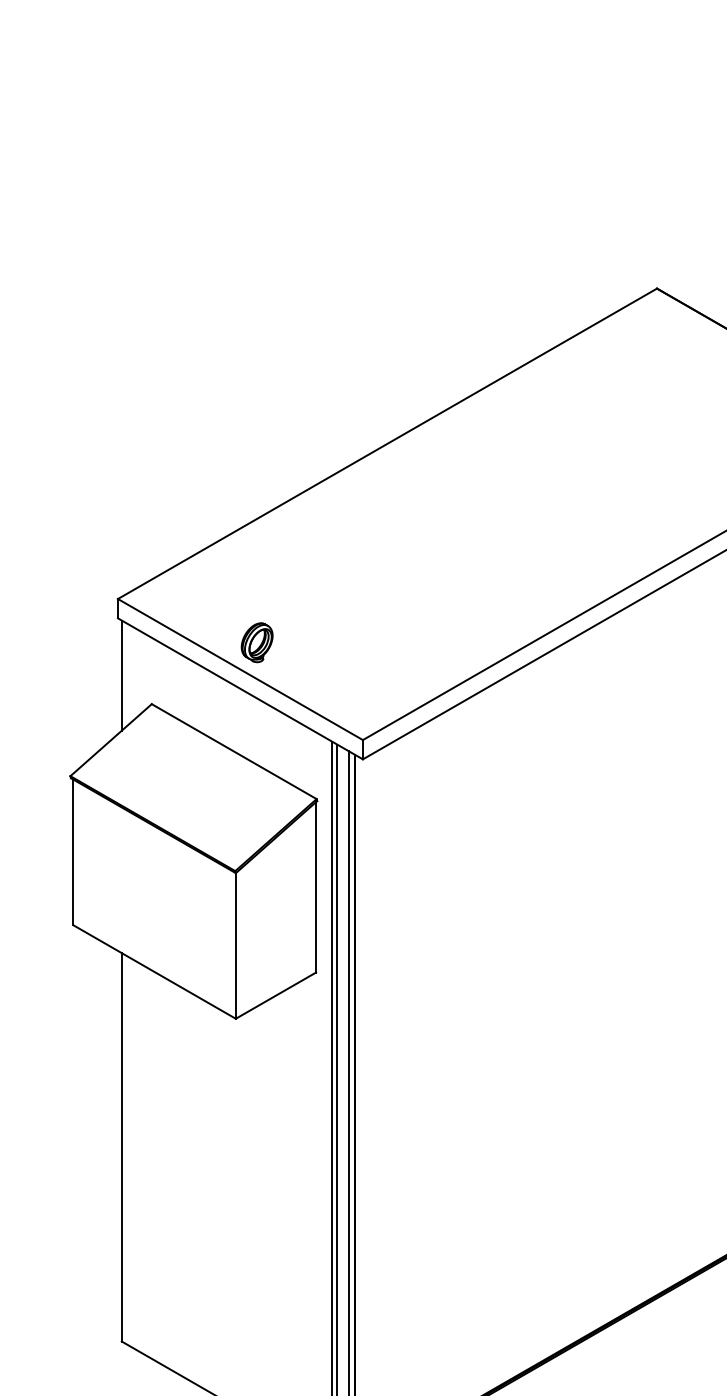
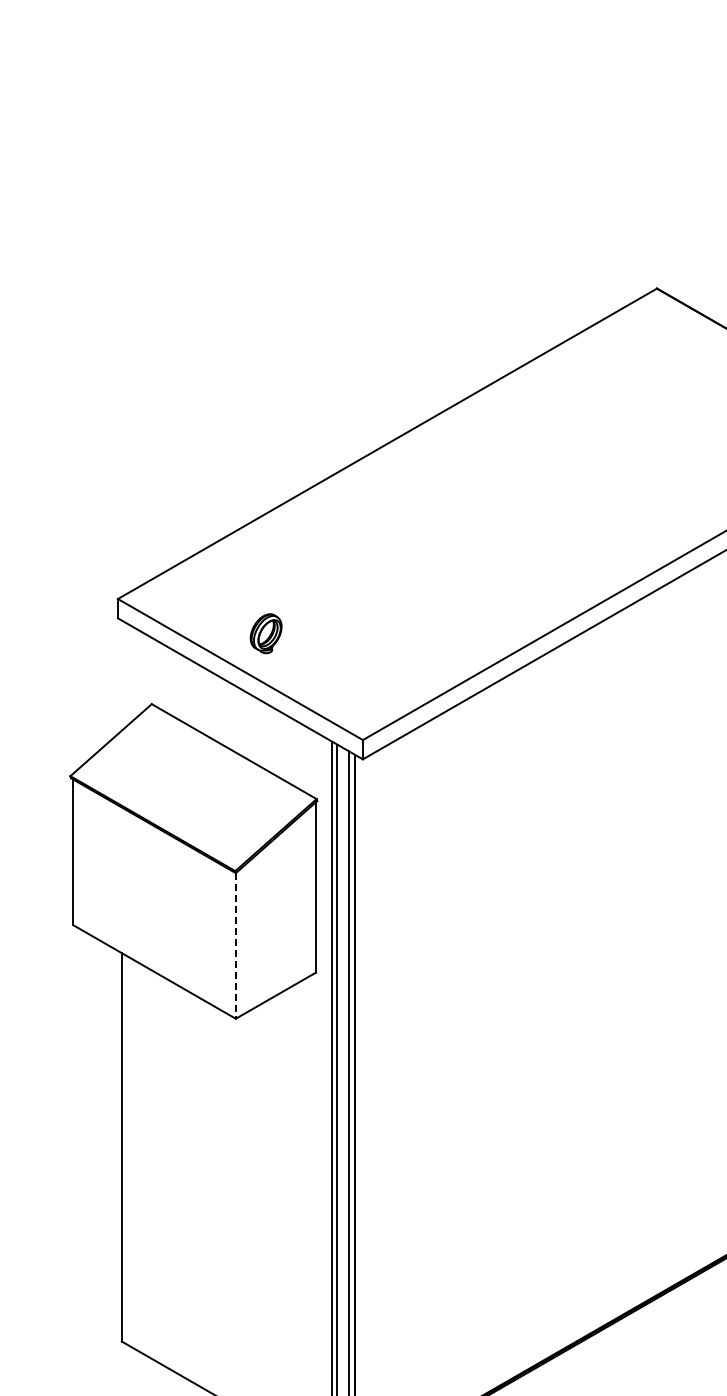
part position: (256, 642) -> (265, 633) (265, 633)
line: present -> none (121, 675)
line: solid -> dashed (235, 945)
